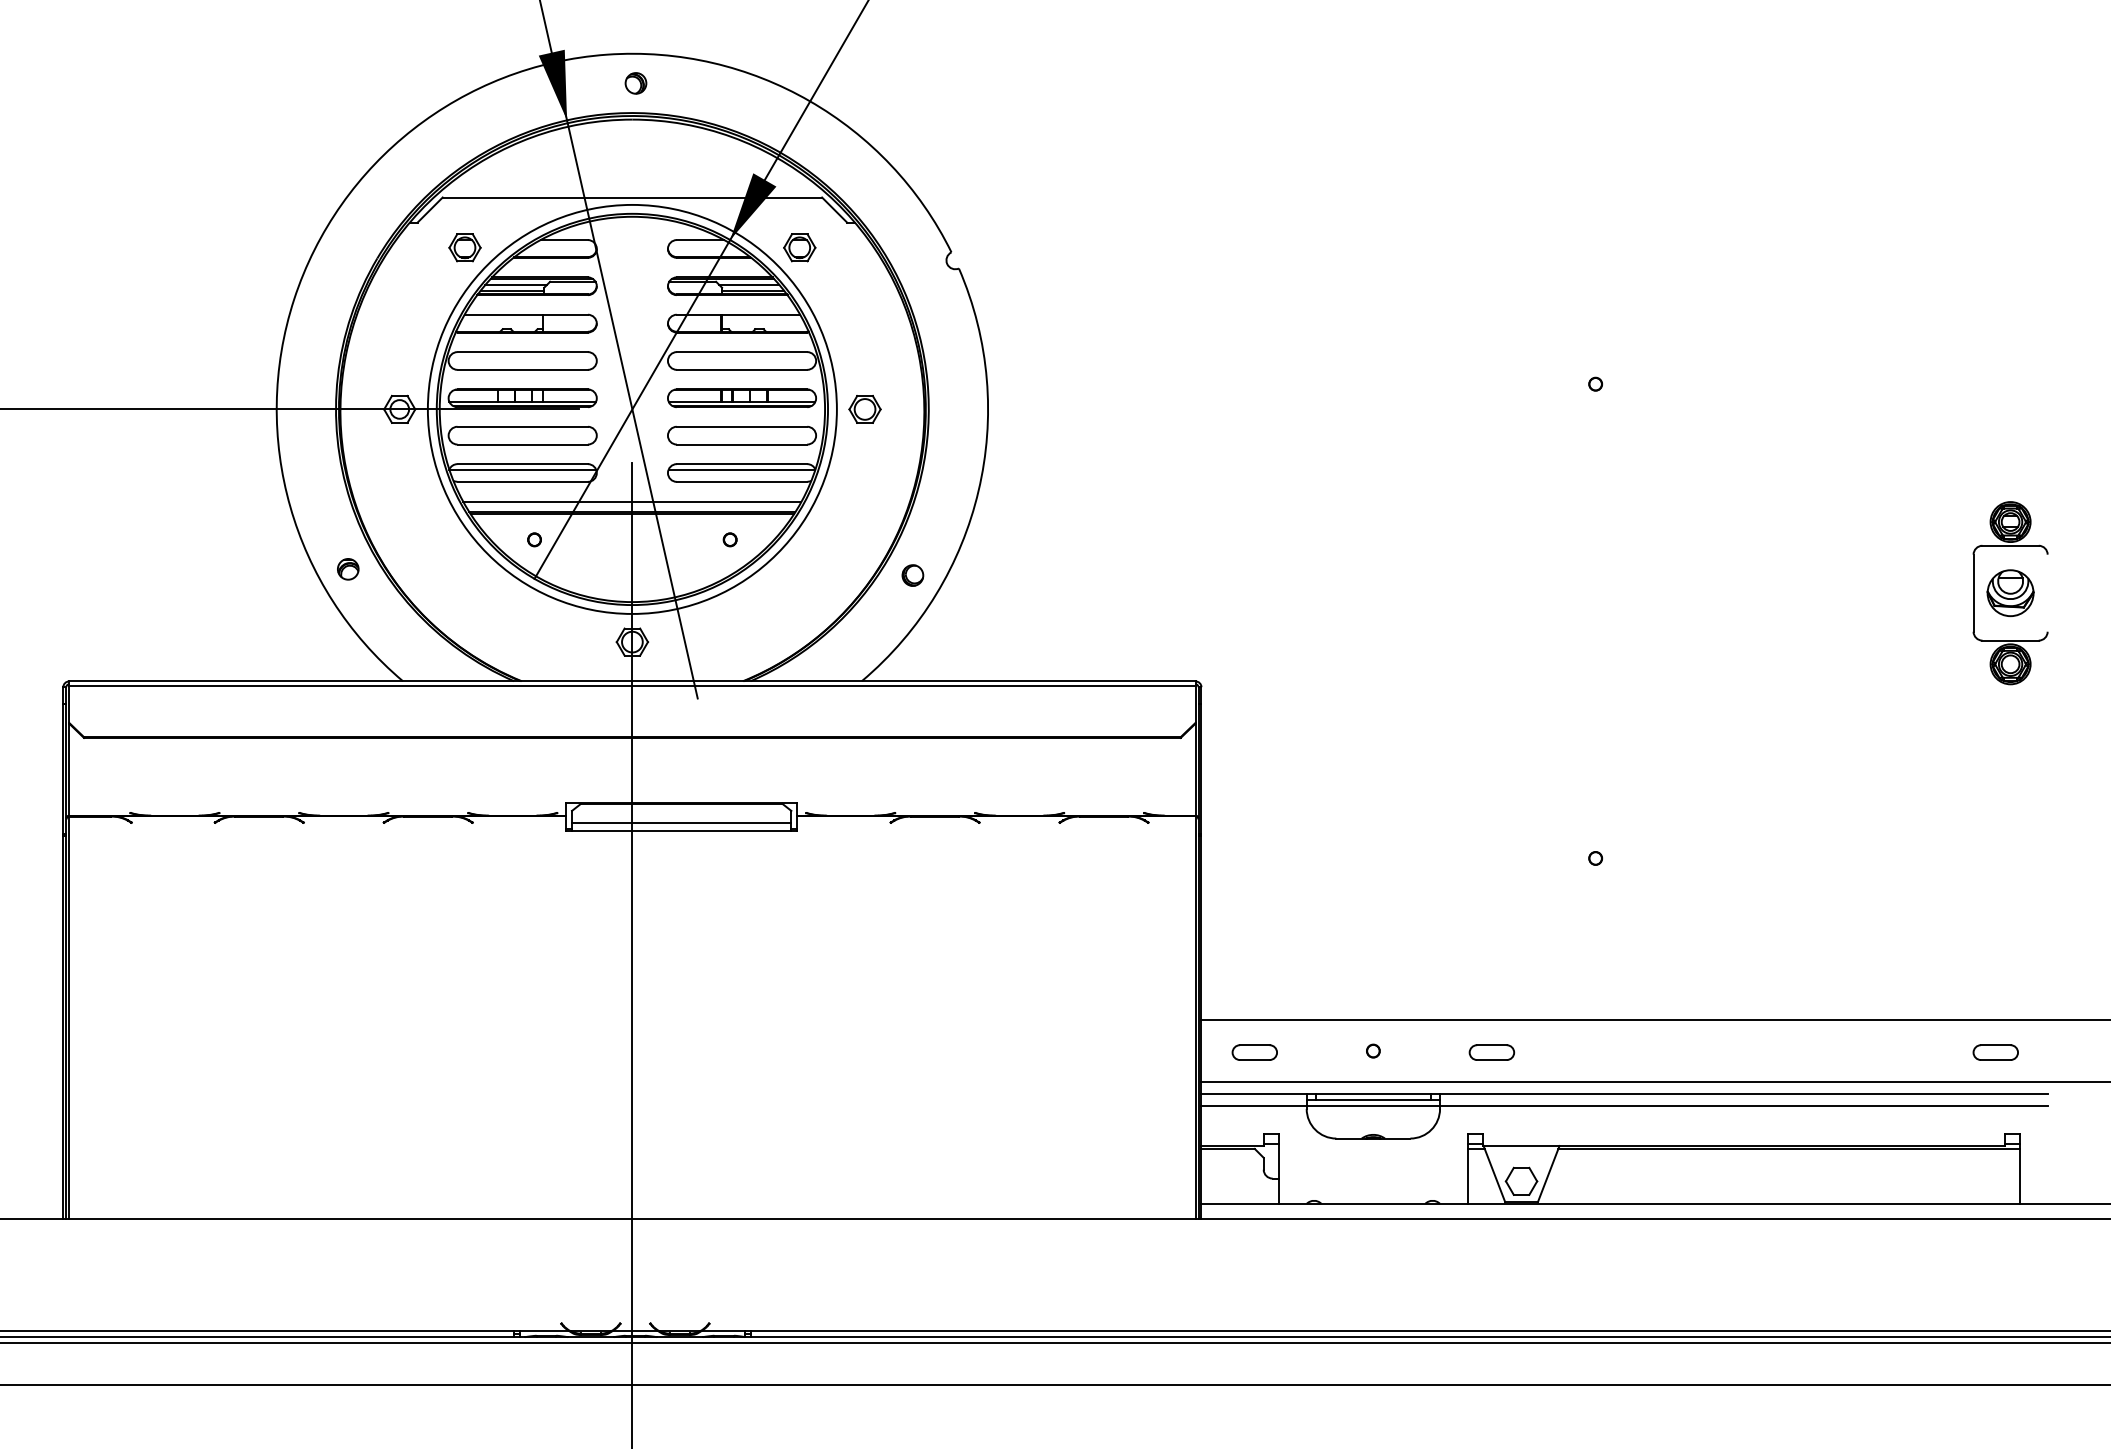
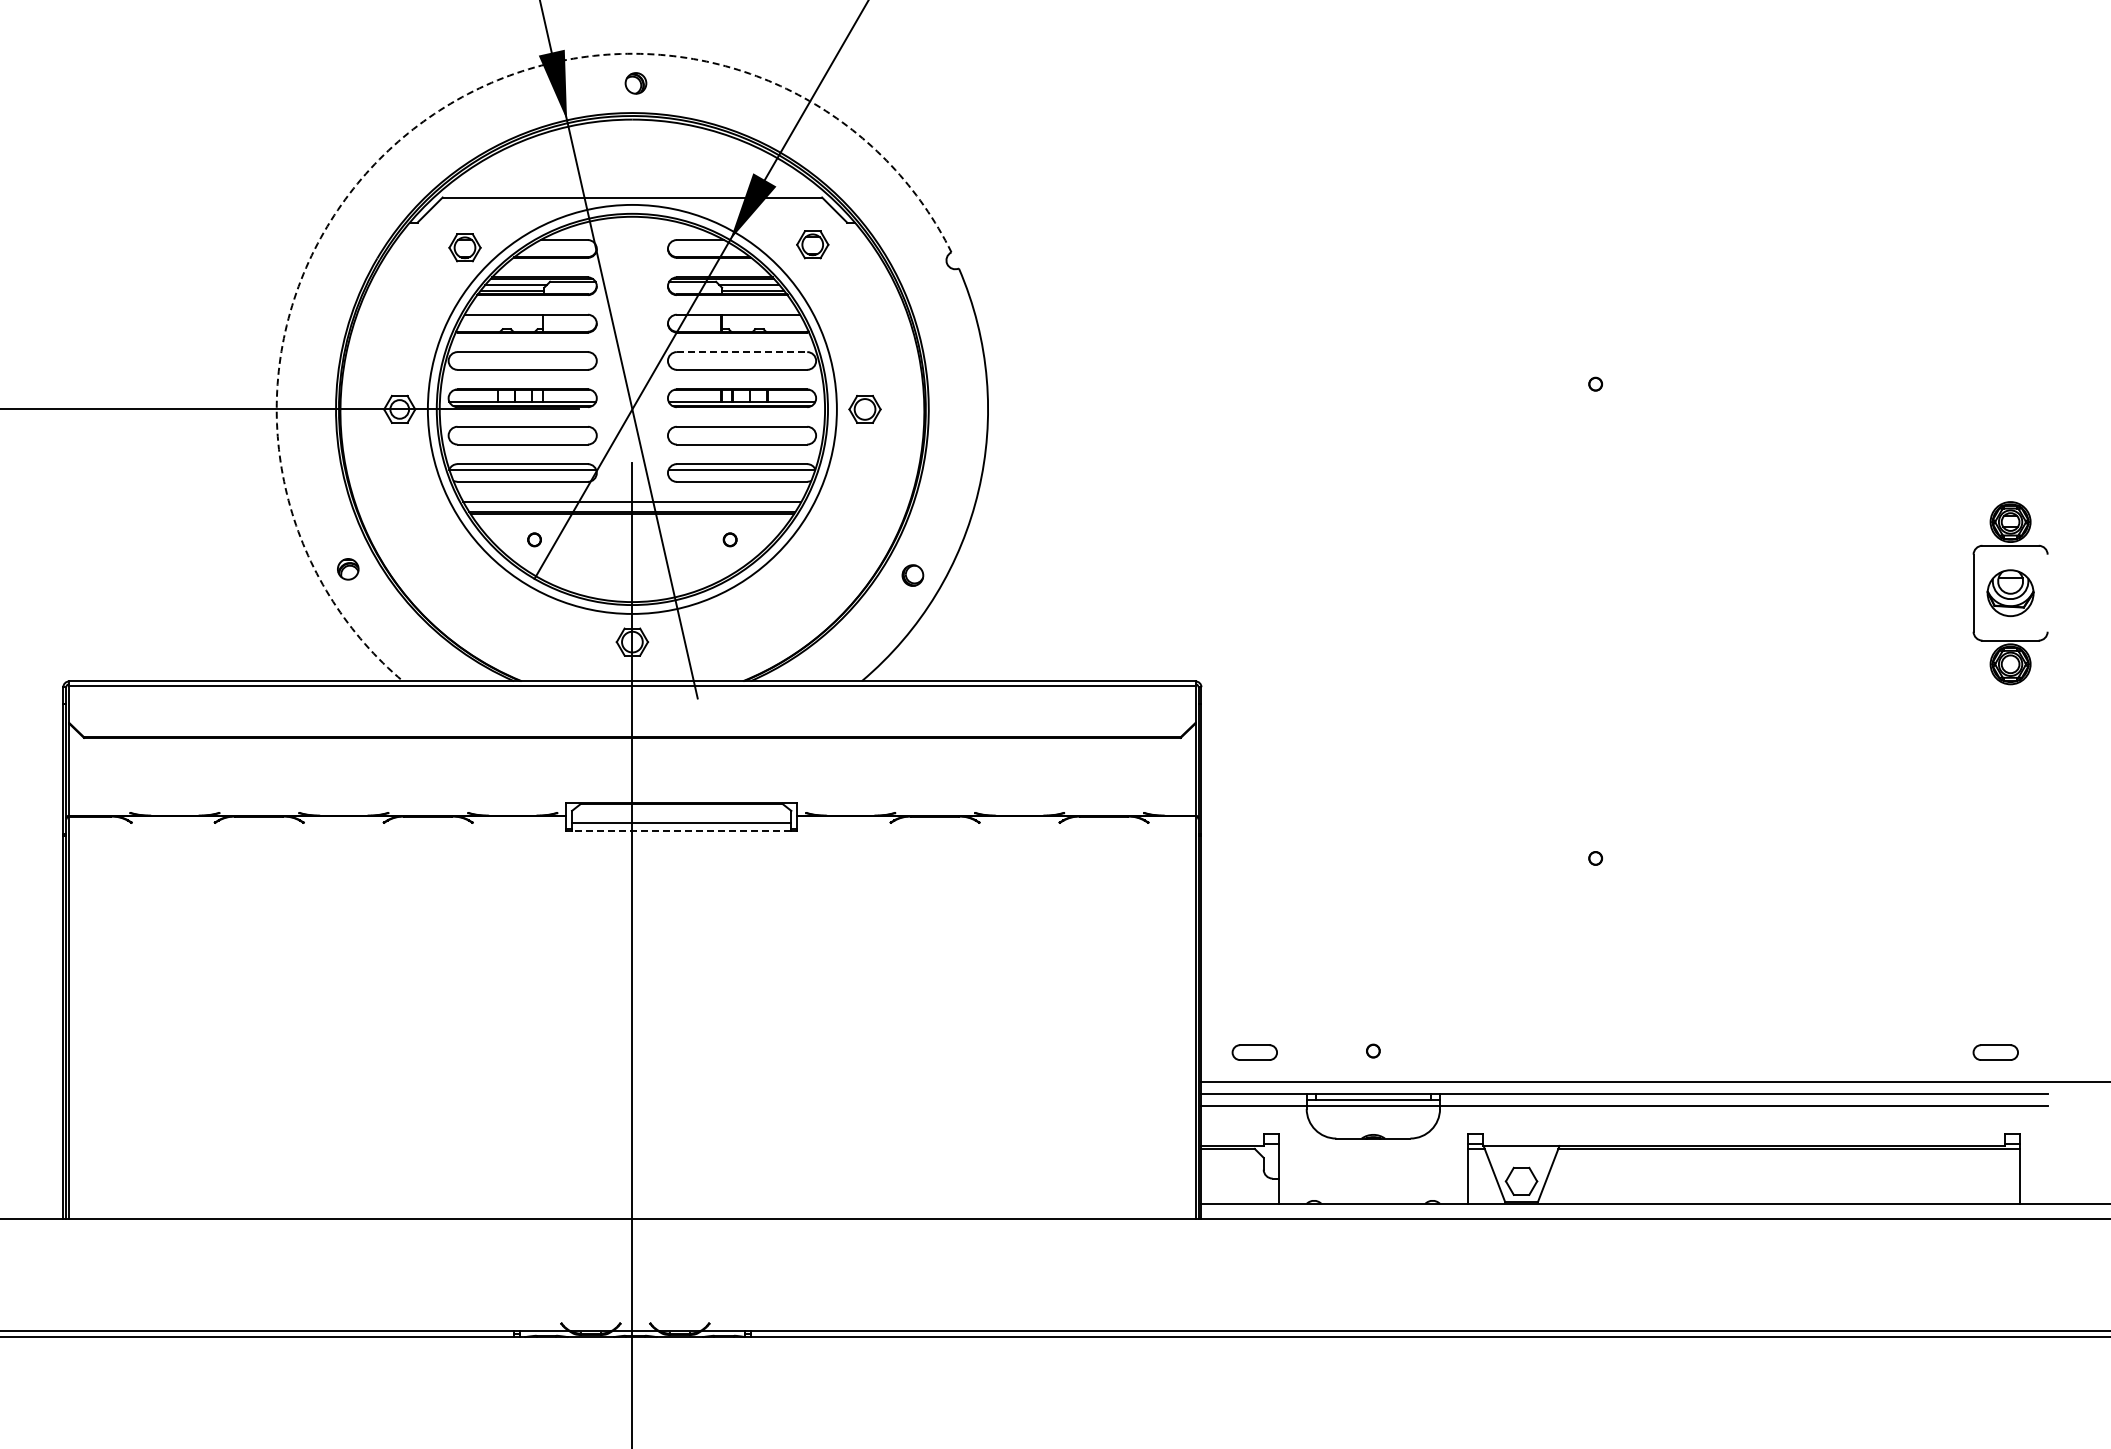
arc: solid -> dashed (413, 129)
part position: (799, 247) -> (812, 244) (812, 244)
line: solid -> dashed (742, 352)
line: solid -> dashed (681, 830)
line: present -> none (1654, 1020)
part: present -> none (1491, 1052)
line: present -> none (1054, 1343)
line: present -> none (1054, 1384)
